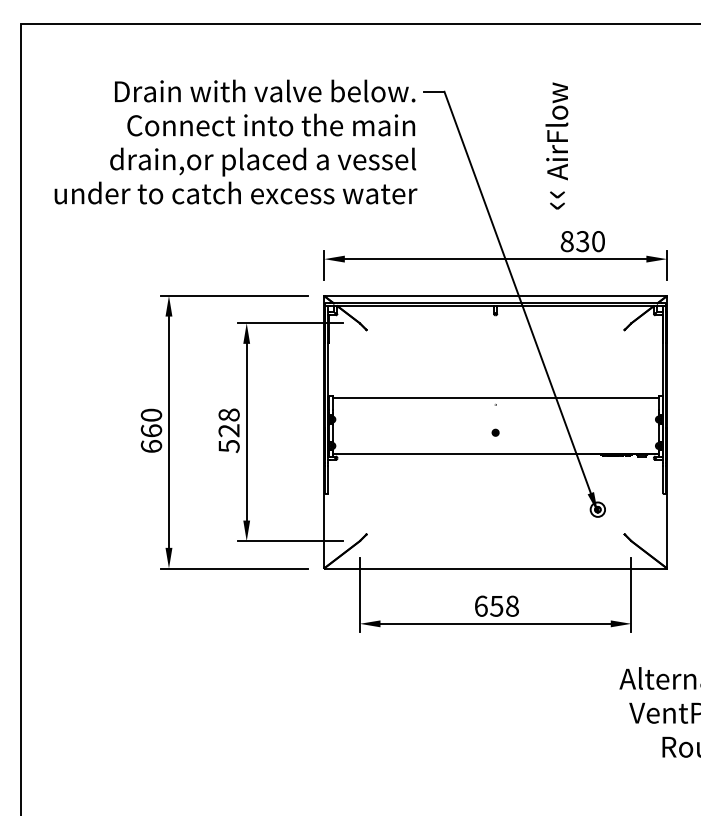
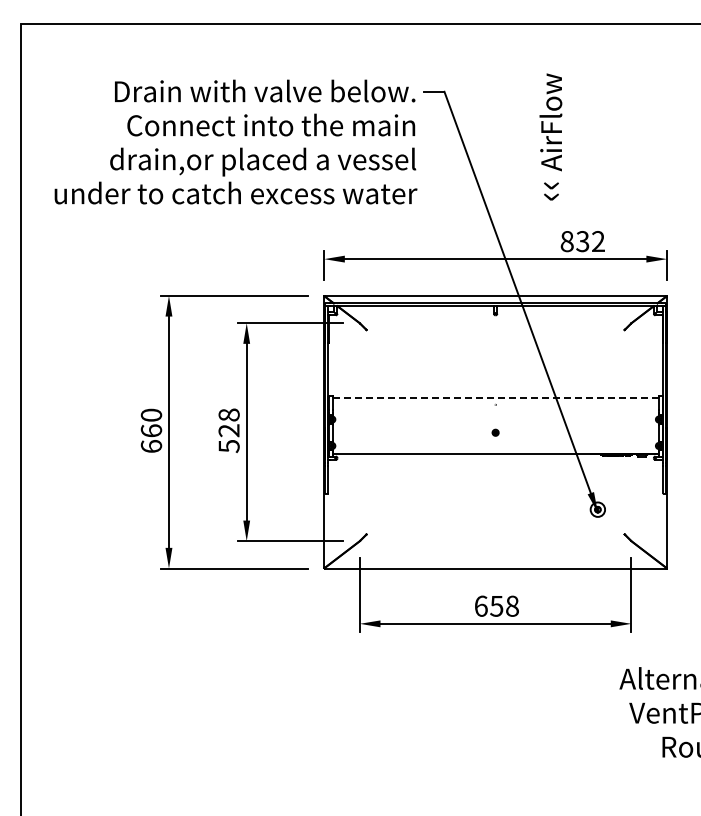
text position: (556, 145) -> (550, 136) (550, 136)
text: 830 -> 832 (598, 241)
line: solid -> dashed (495, 397)
